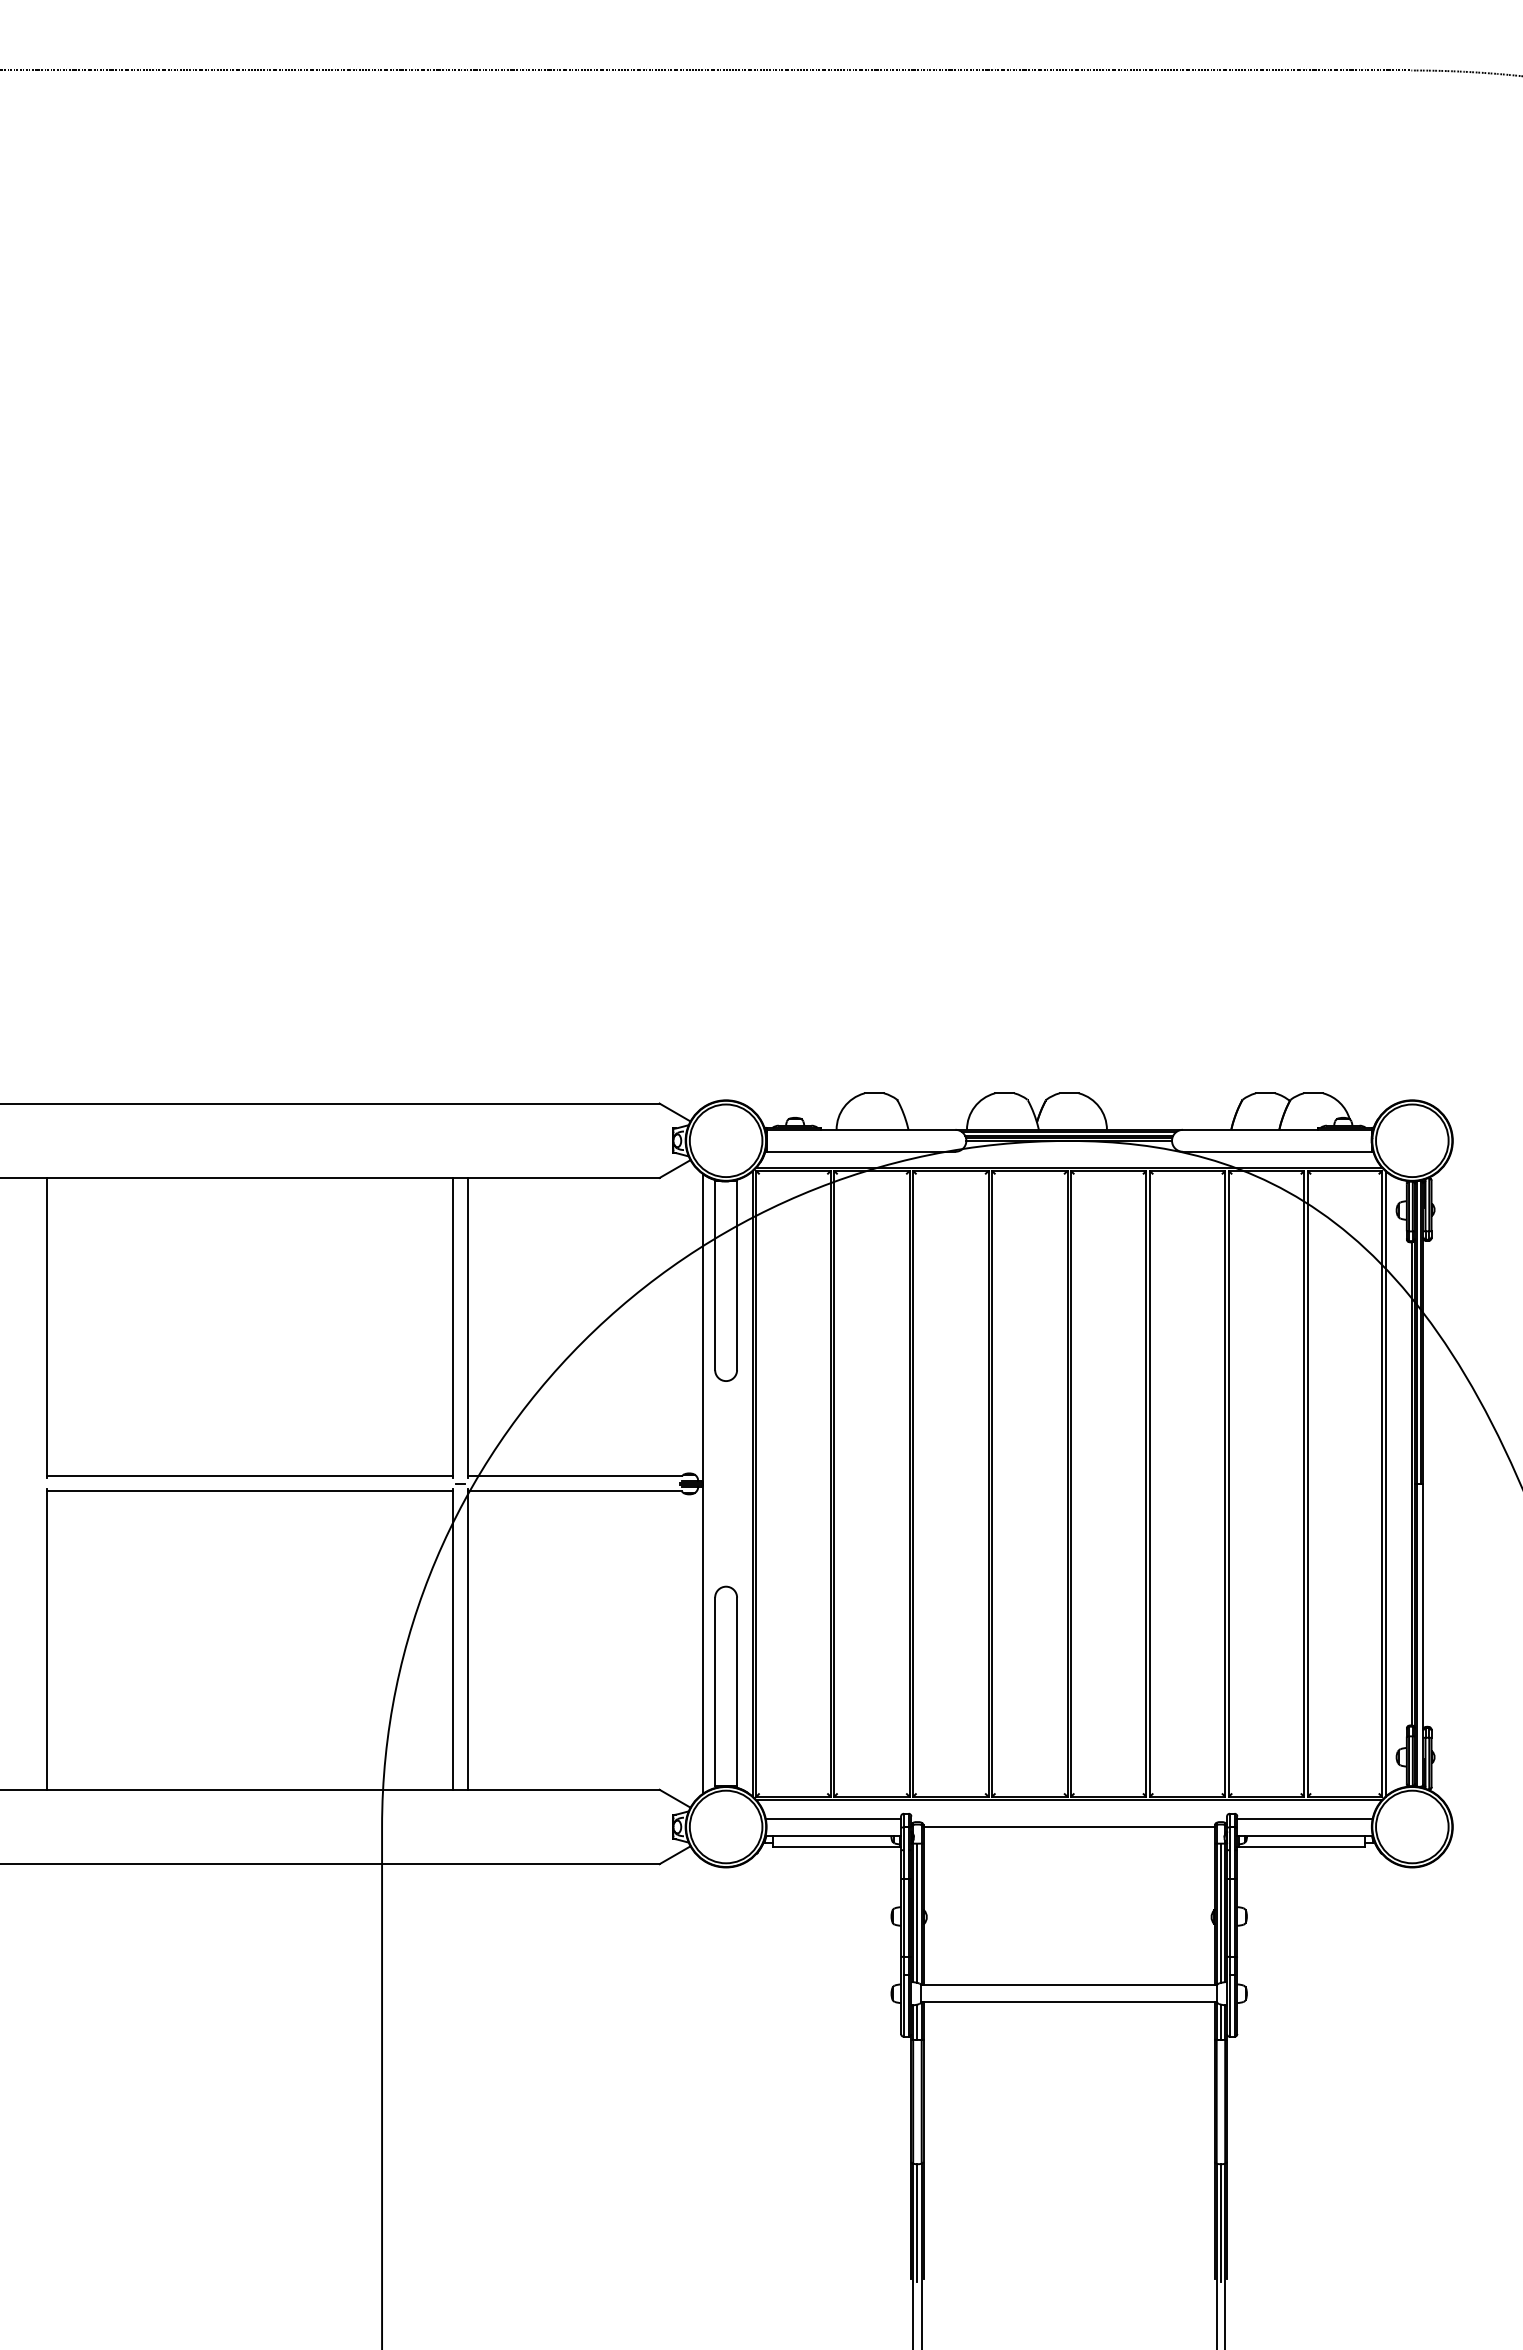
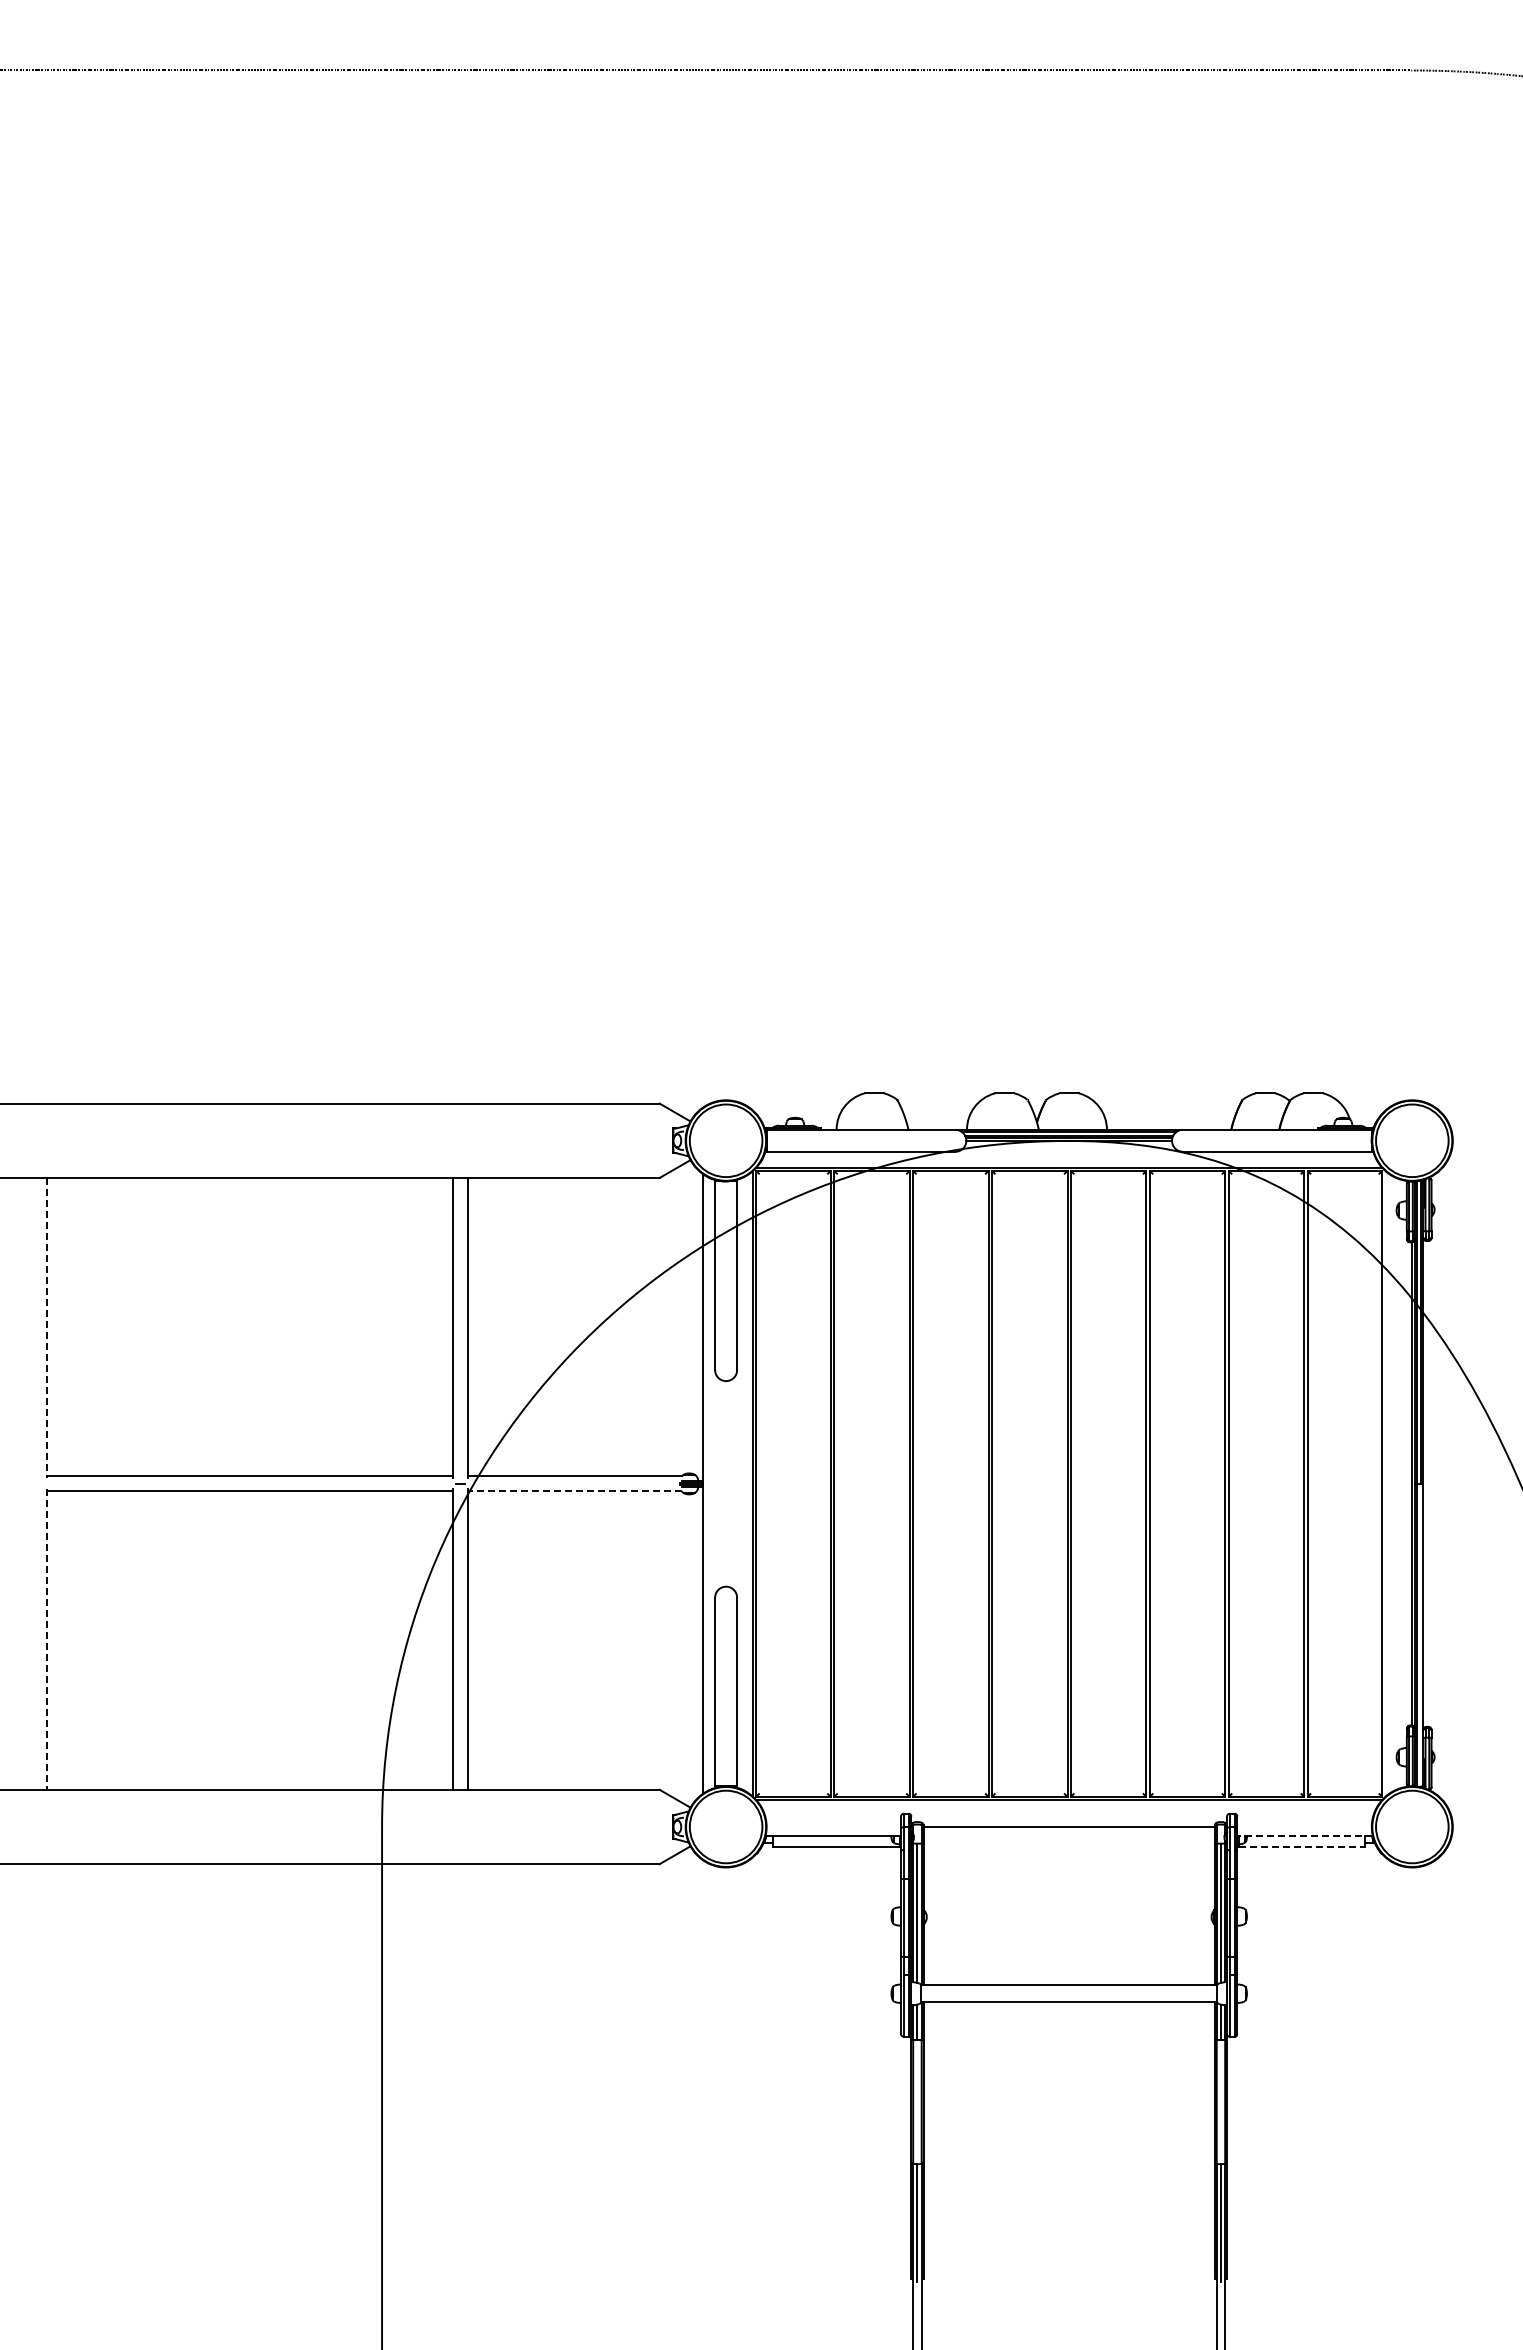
line: solid -> dashed (47, 1328)
line: present -> none (1385, 1483)
line: solid -> dashed (574, 1491)
line: solid -> dashed (47, 1640)
line: present -> none (833, 1818)
line: present -> none (1304, 1818)
line: solid -> dashed (1305, 1836)
line: solid -> dashed (1302, 1846)
